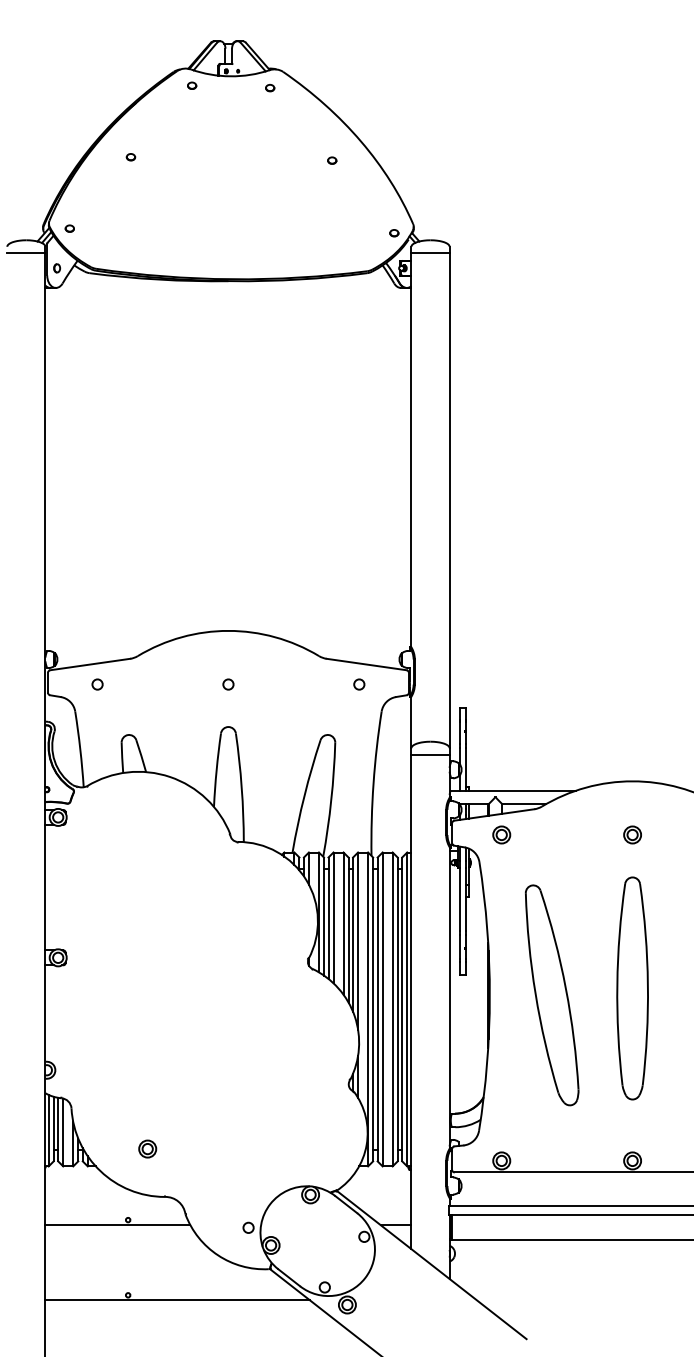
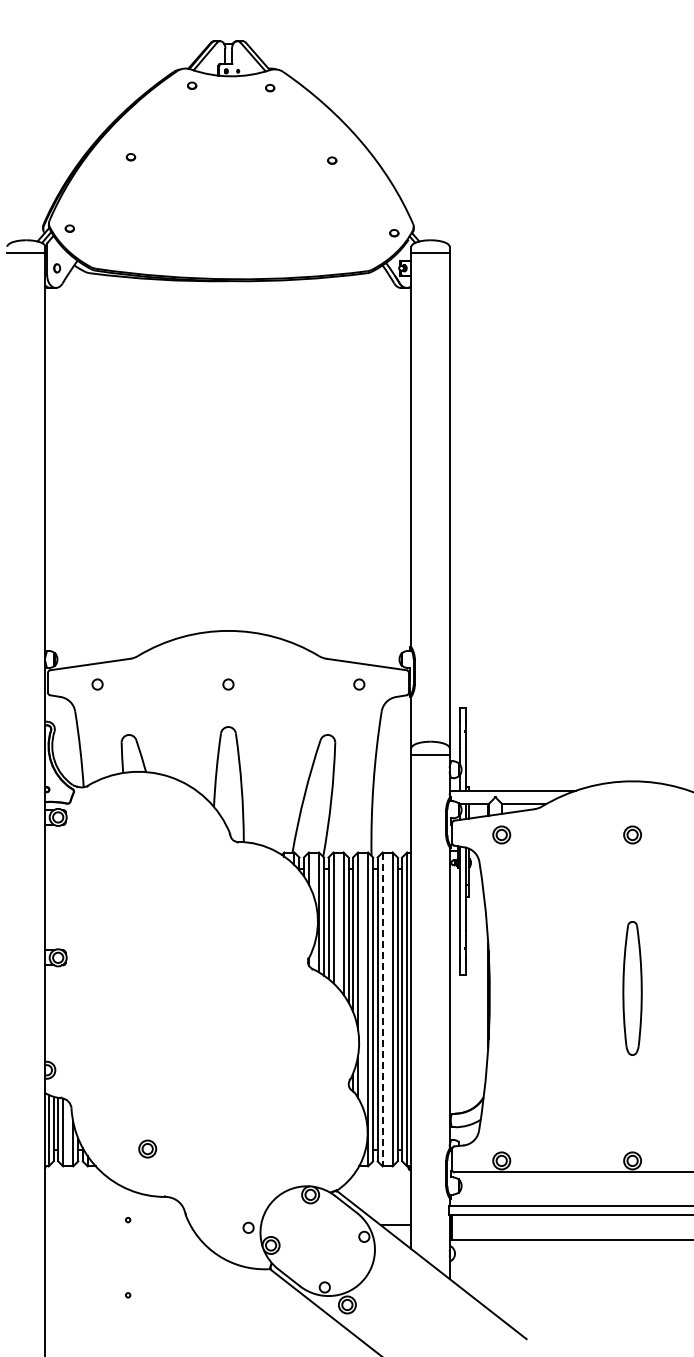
part size: 33x225 px -> 21x135 px (632, 988)
part: present -> none (552, 995)
line: solid -> dashed (382, 1009)
line: present -> none (117, 1225)
line: present -> none (177, 1300)
